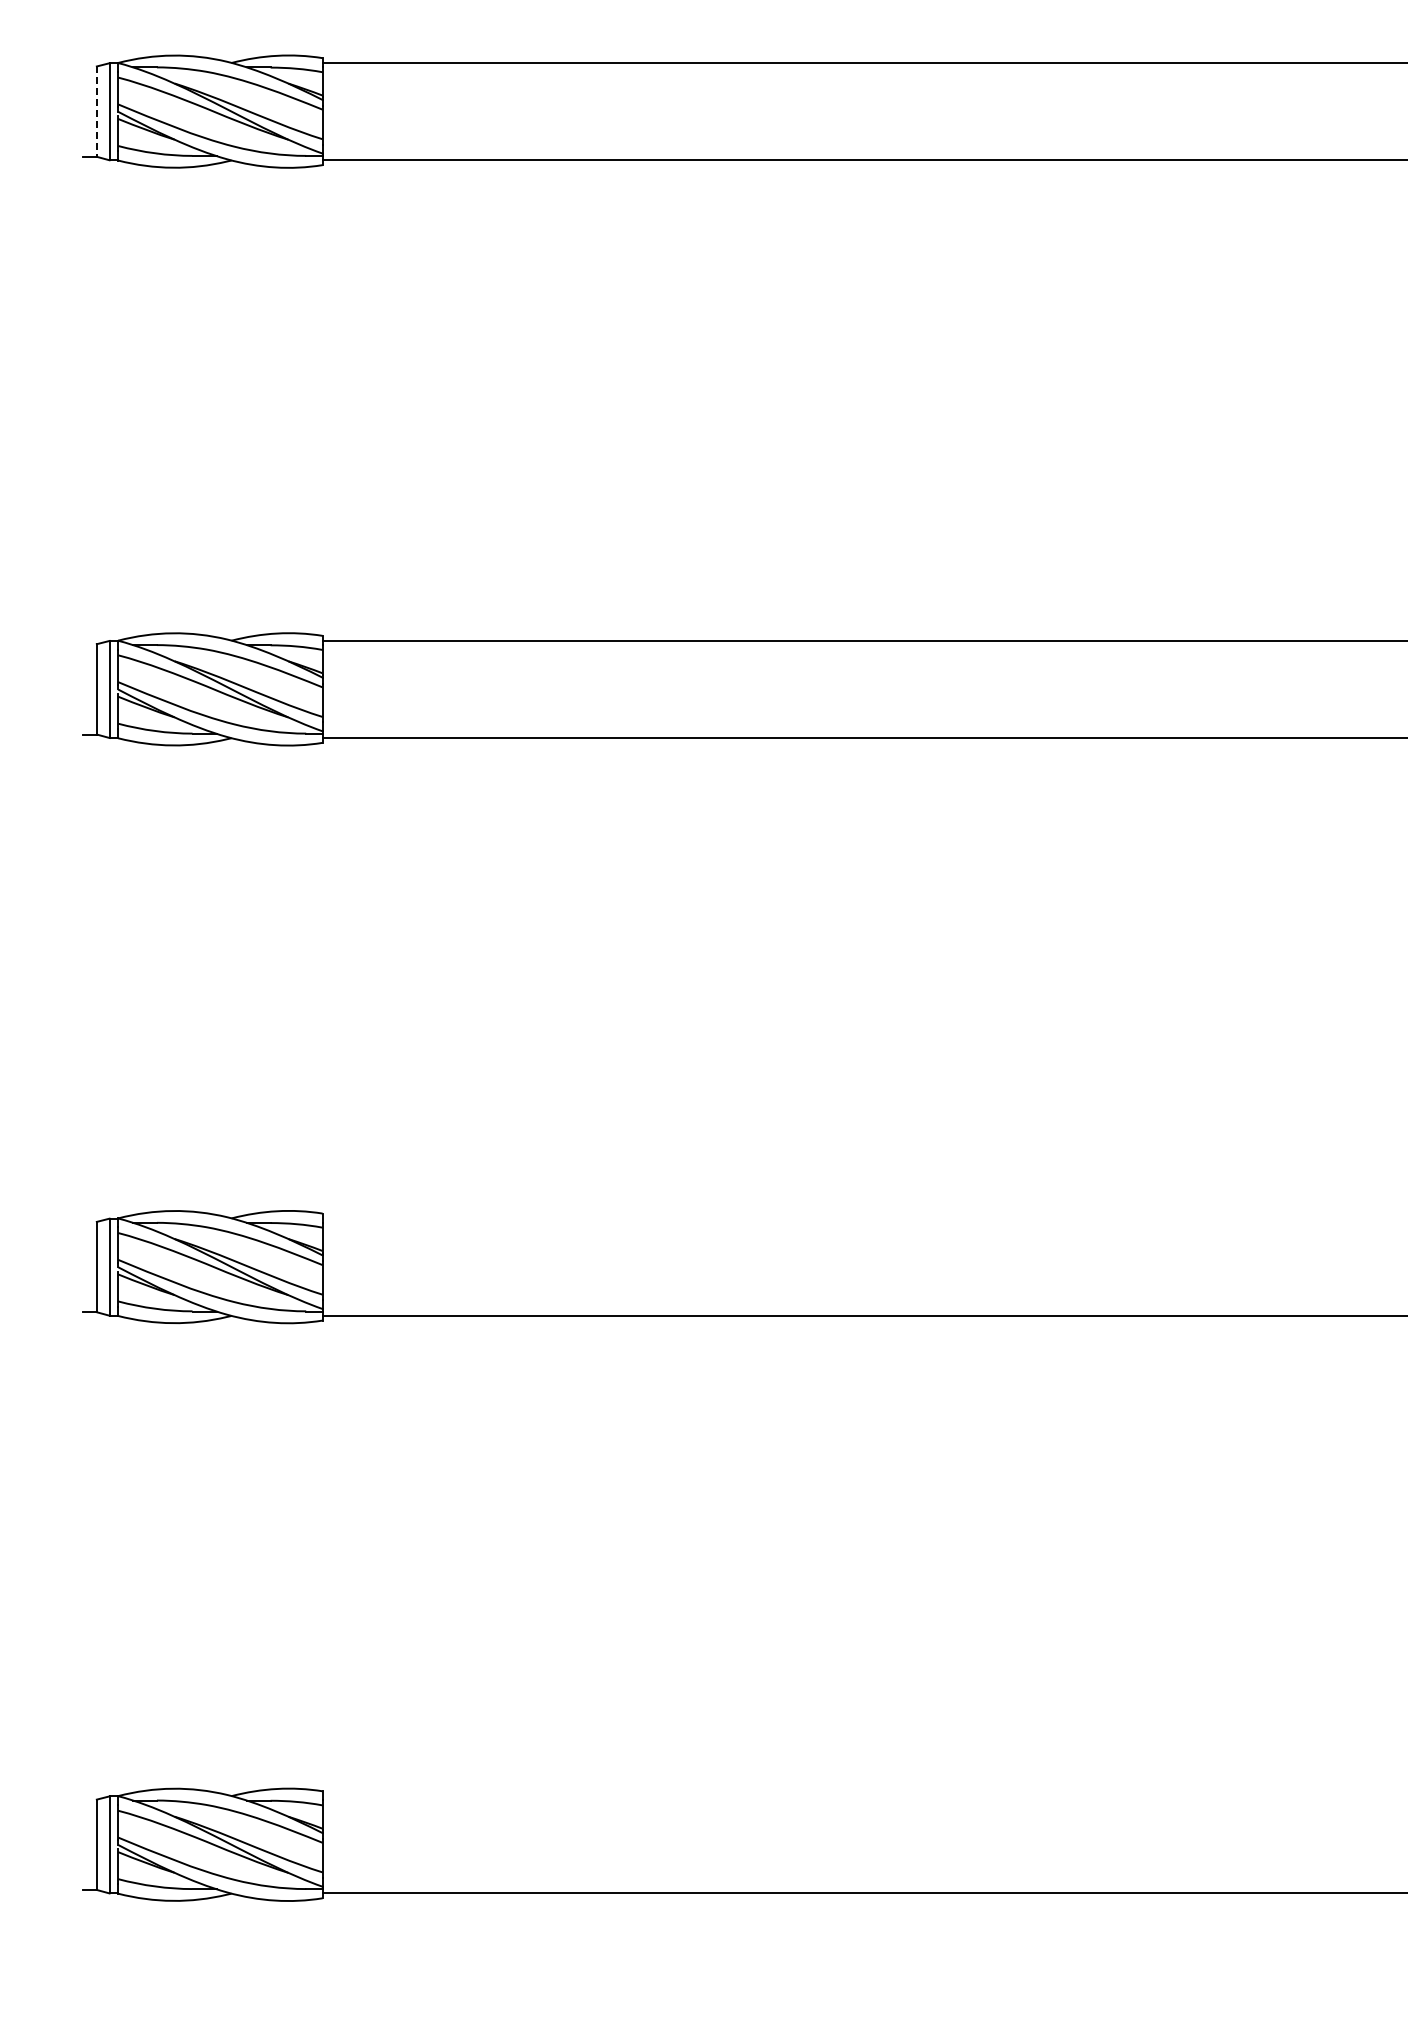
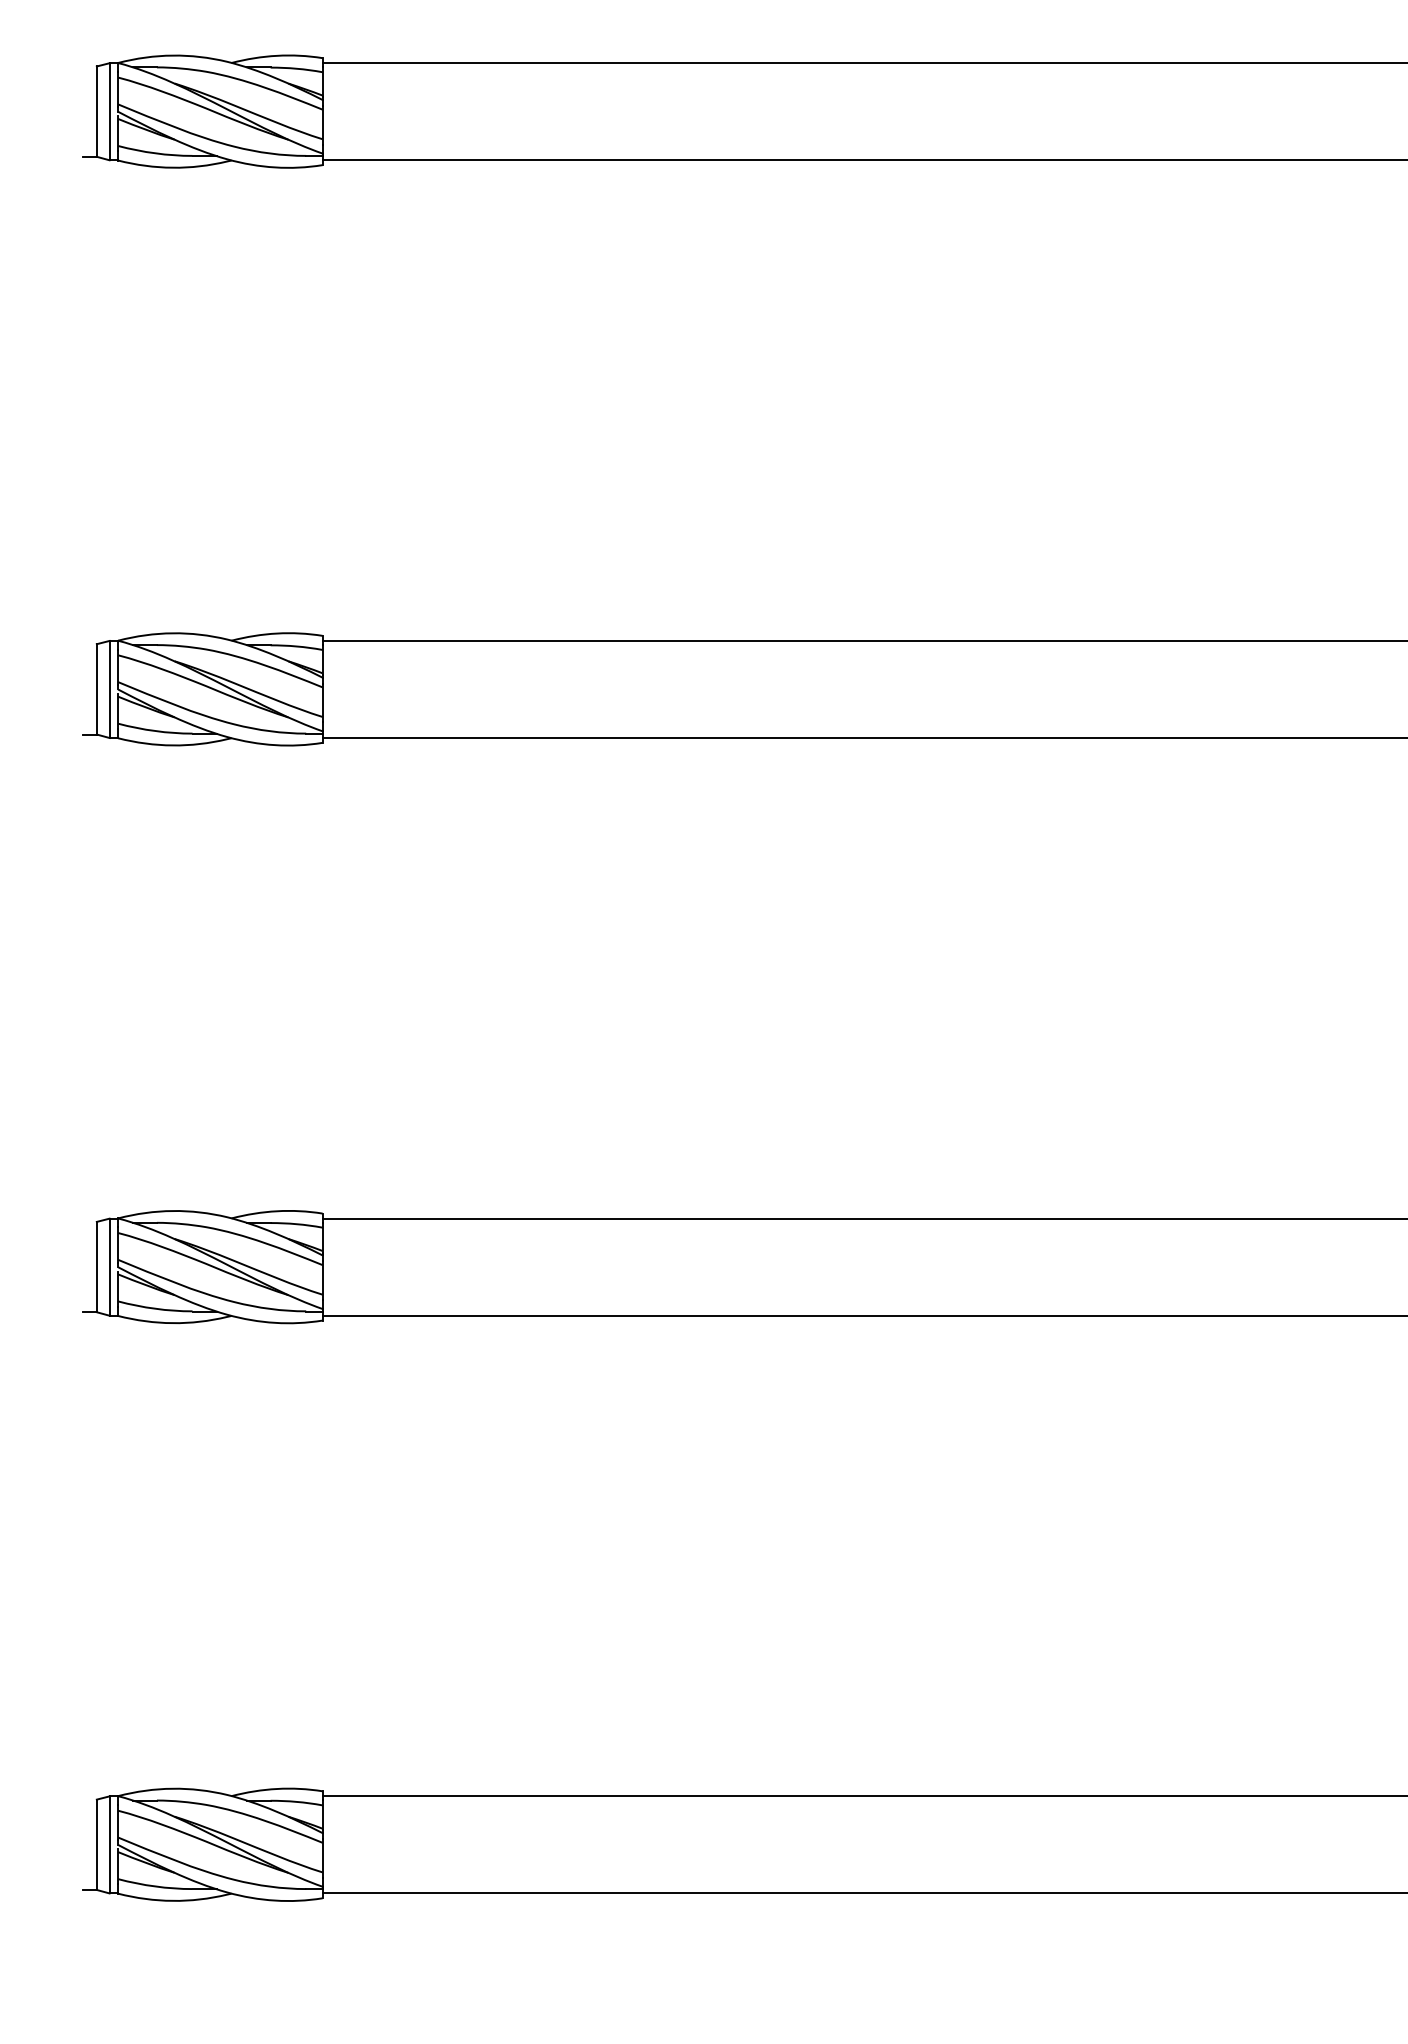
line: dashed -> solid (96, 112)
line: none -> present (863, 1218)
line: none -> present (863, 1796)
